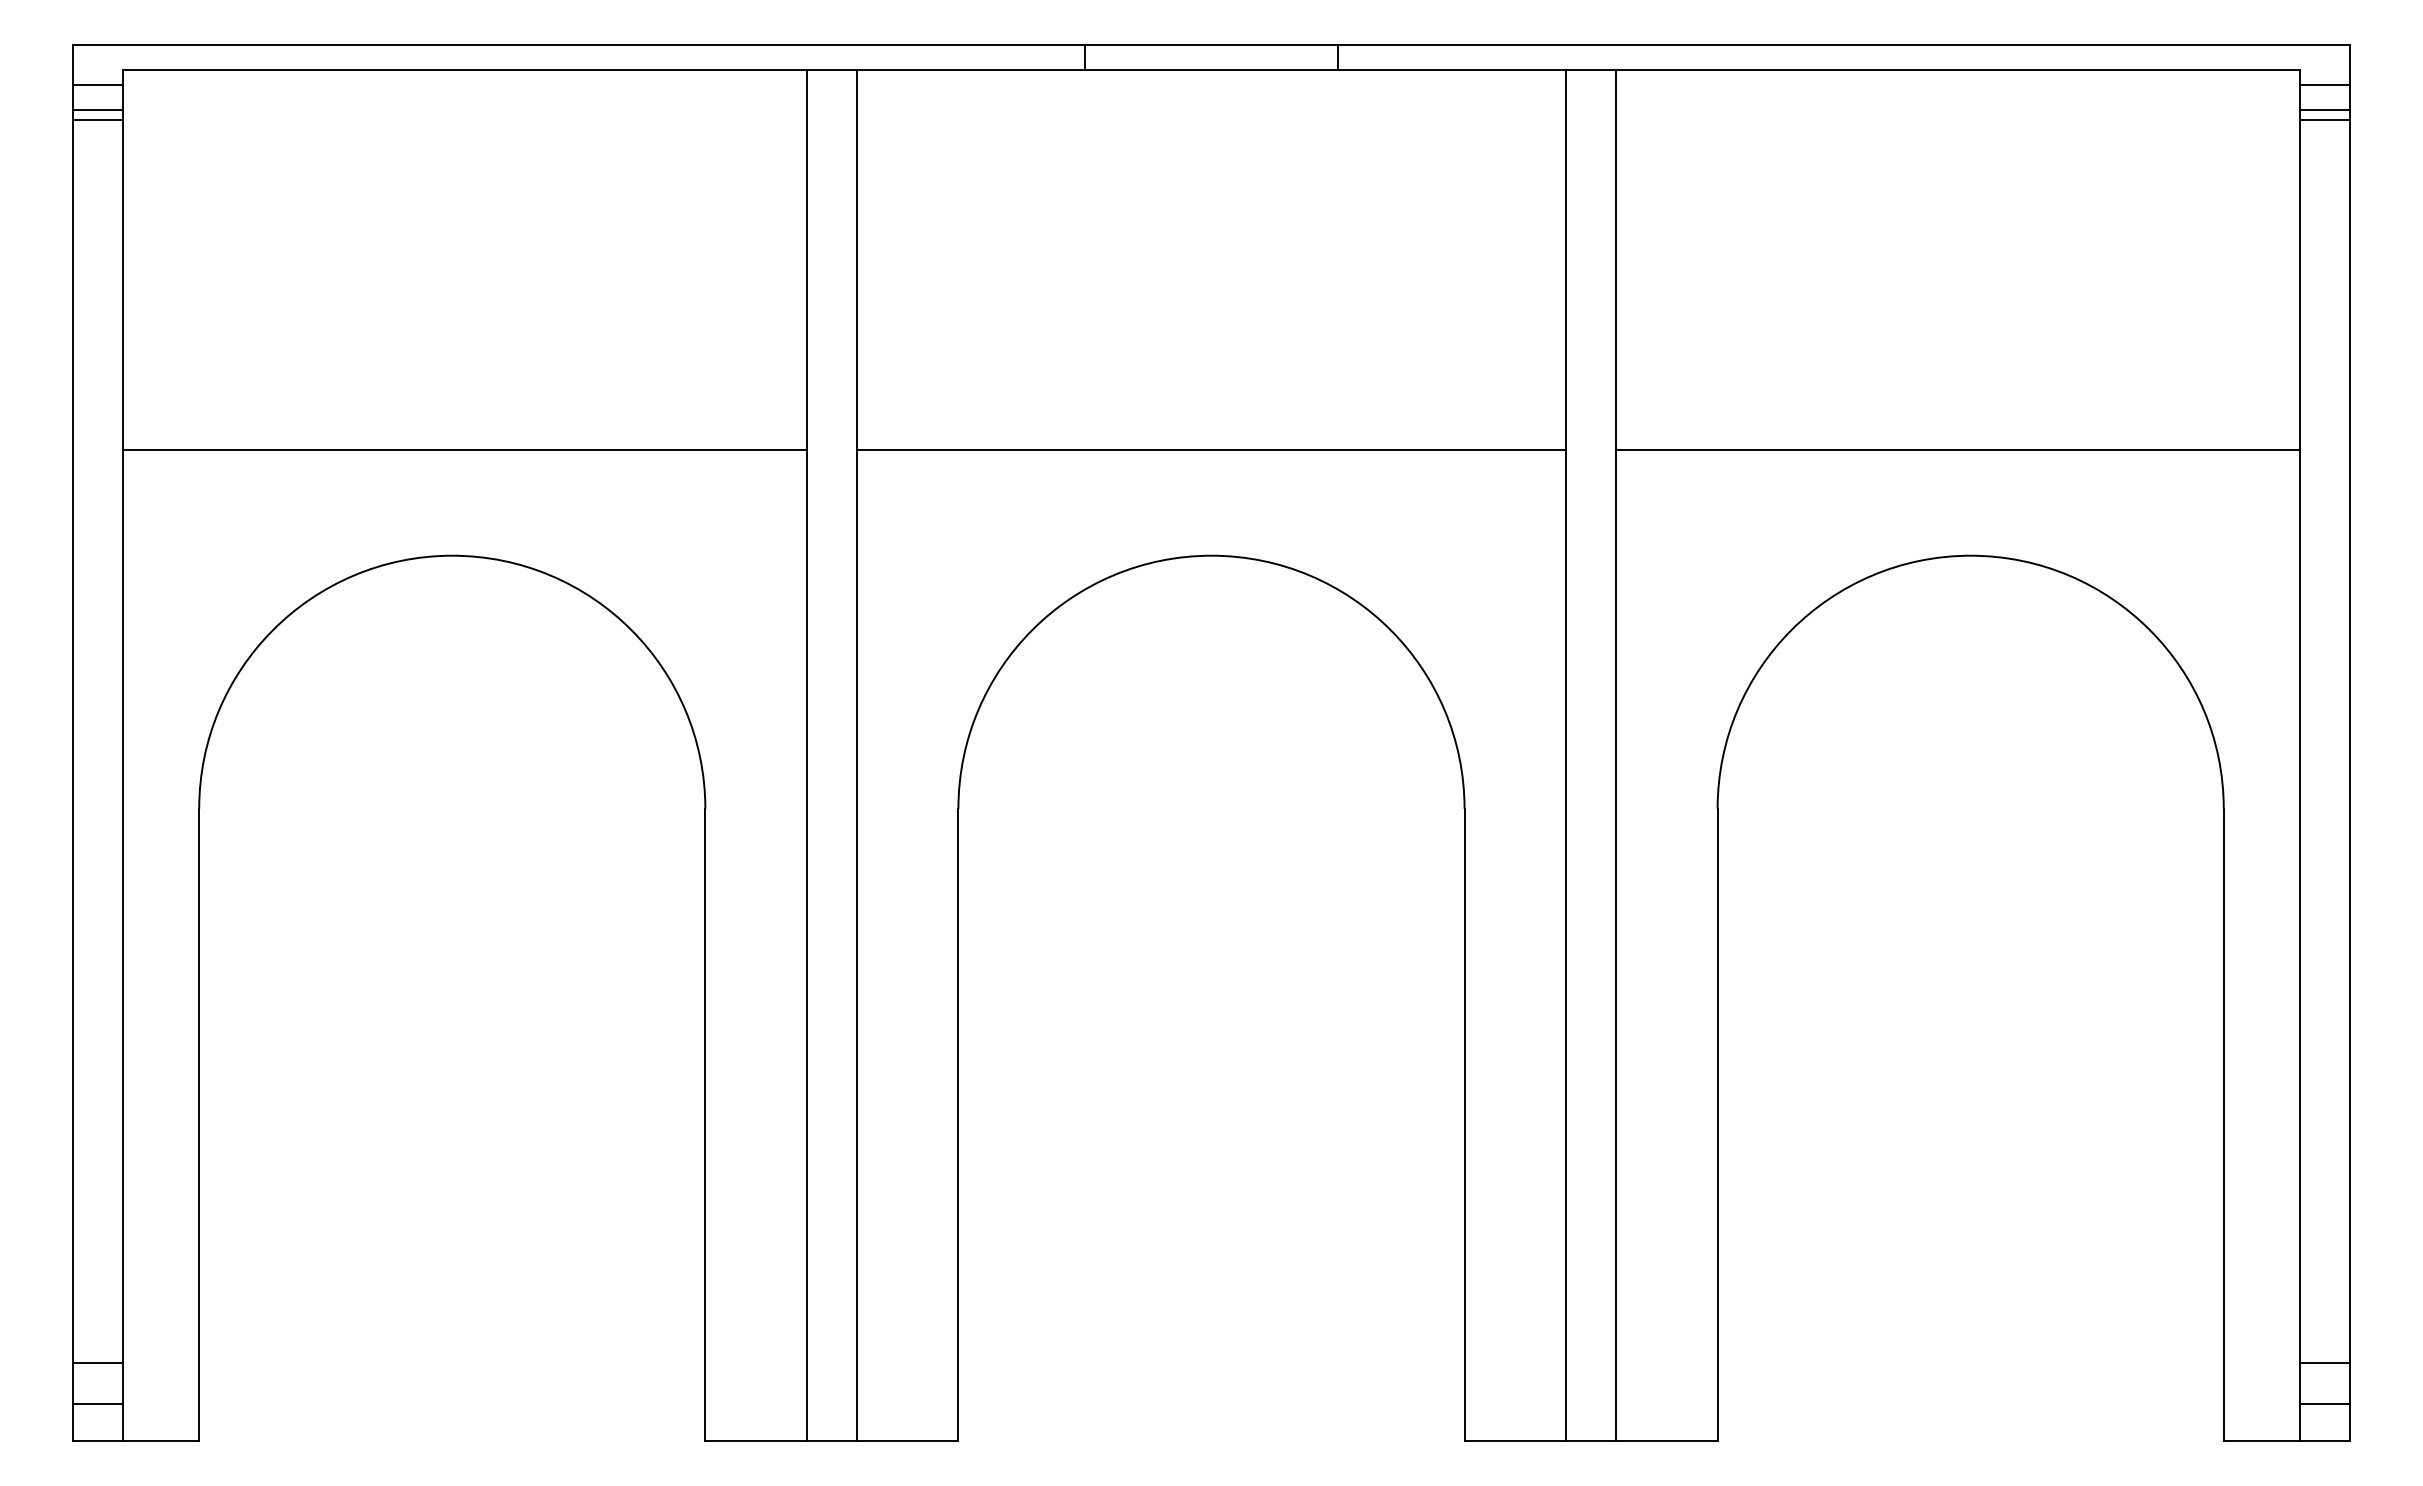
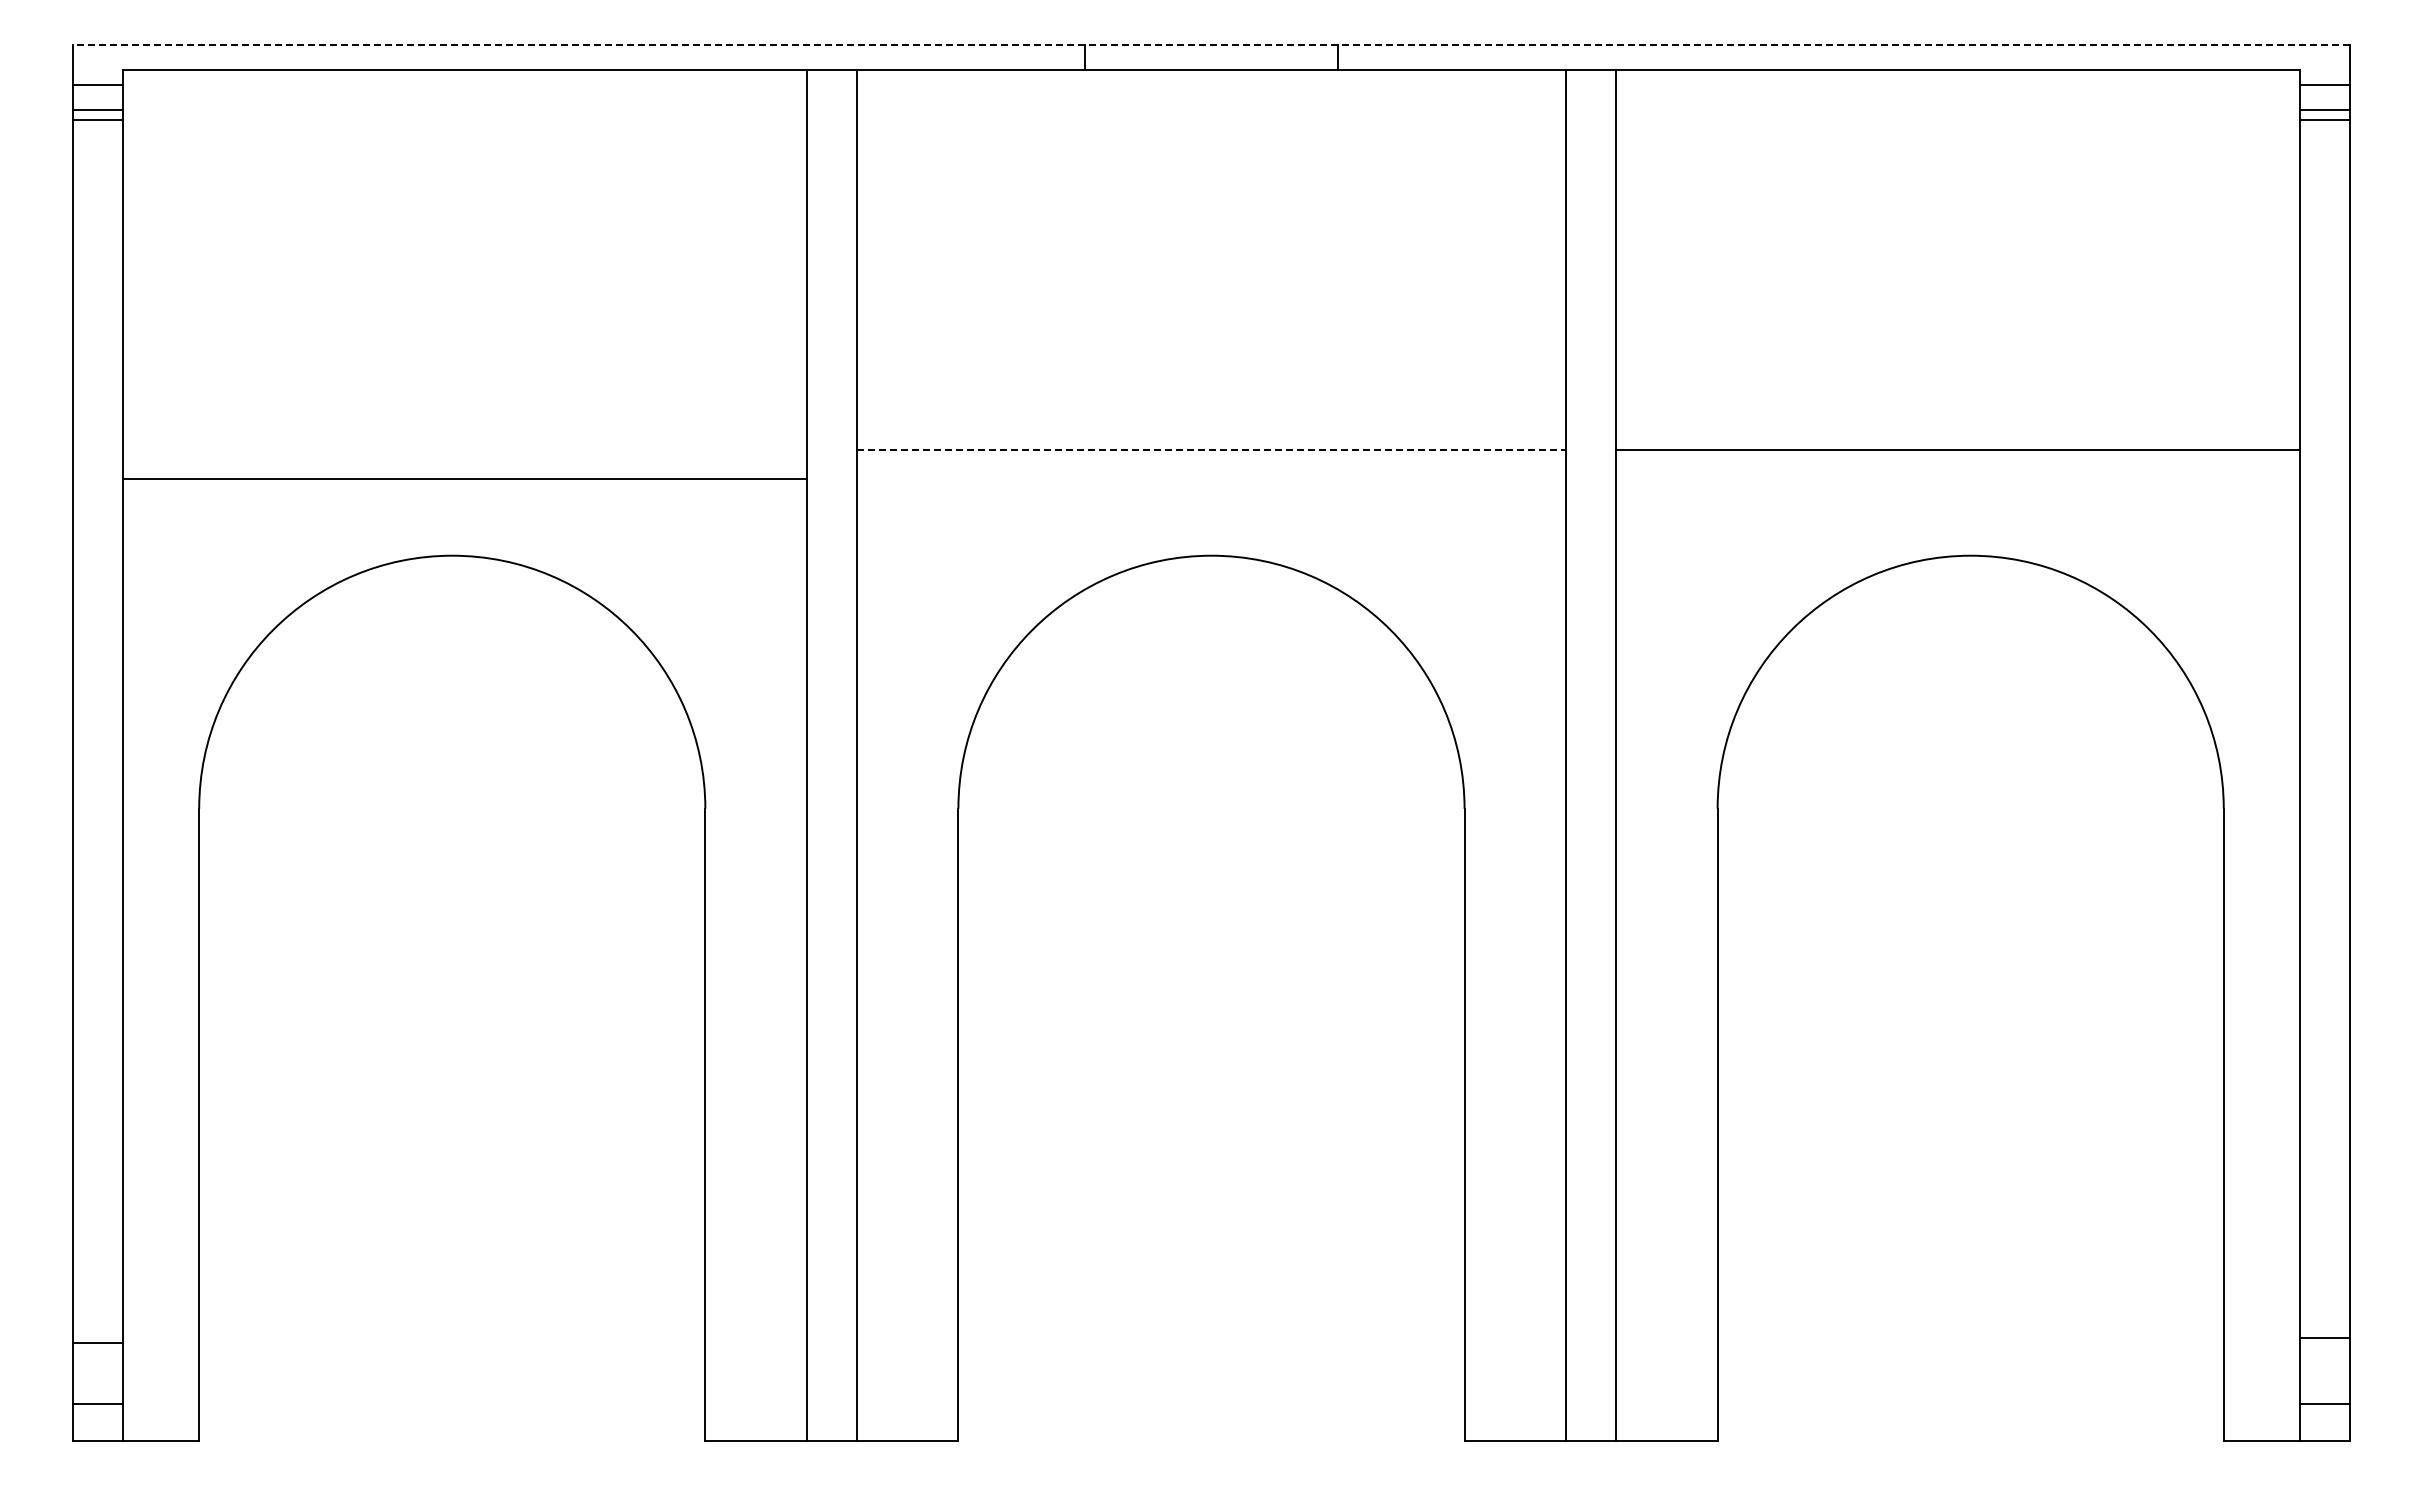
line: solid -> dashed (1211, 44)
line position: (464, 450) -> (464, 479) (464, 479)
line: solid -> dashed (1211, 450)
line position: (97, 1363) -> (97, 1343) (97, 1343)
line position: (2324, 1363) -> (2324, 1338) (2324, 1338)
